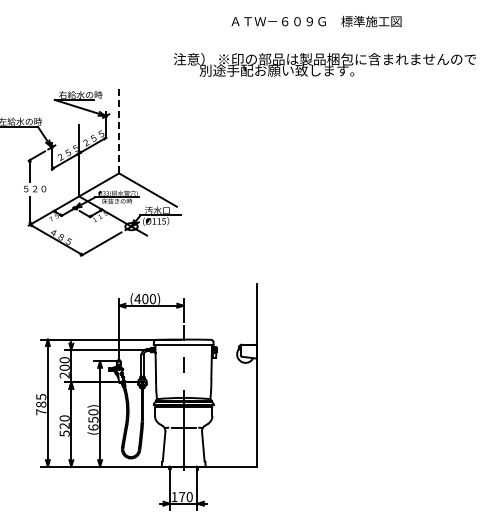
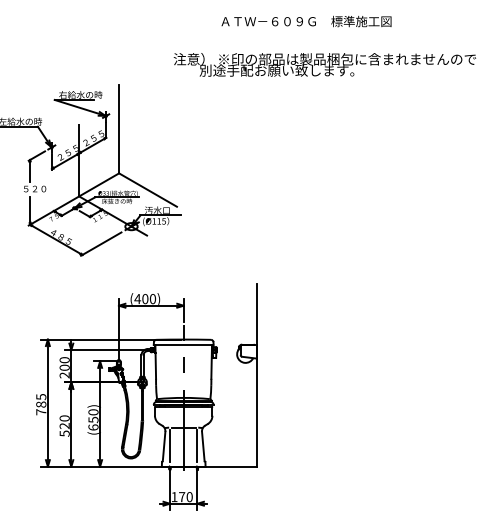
text position: (316, 21) -> (306, 21) (306, 21)
line: dashed -> solid (119, 128)
line: none -> present (169, 445)
line: none -> present (197, 445)
